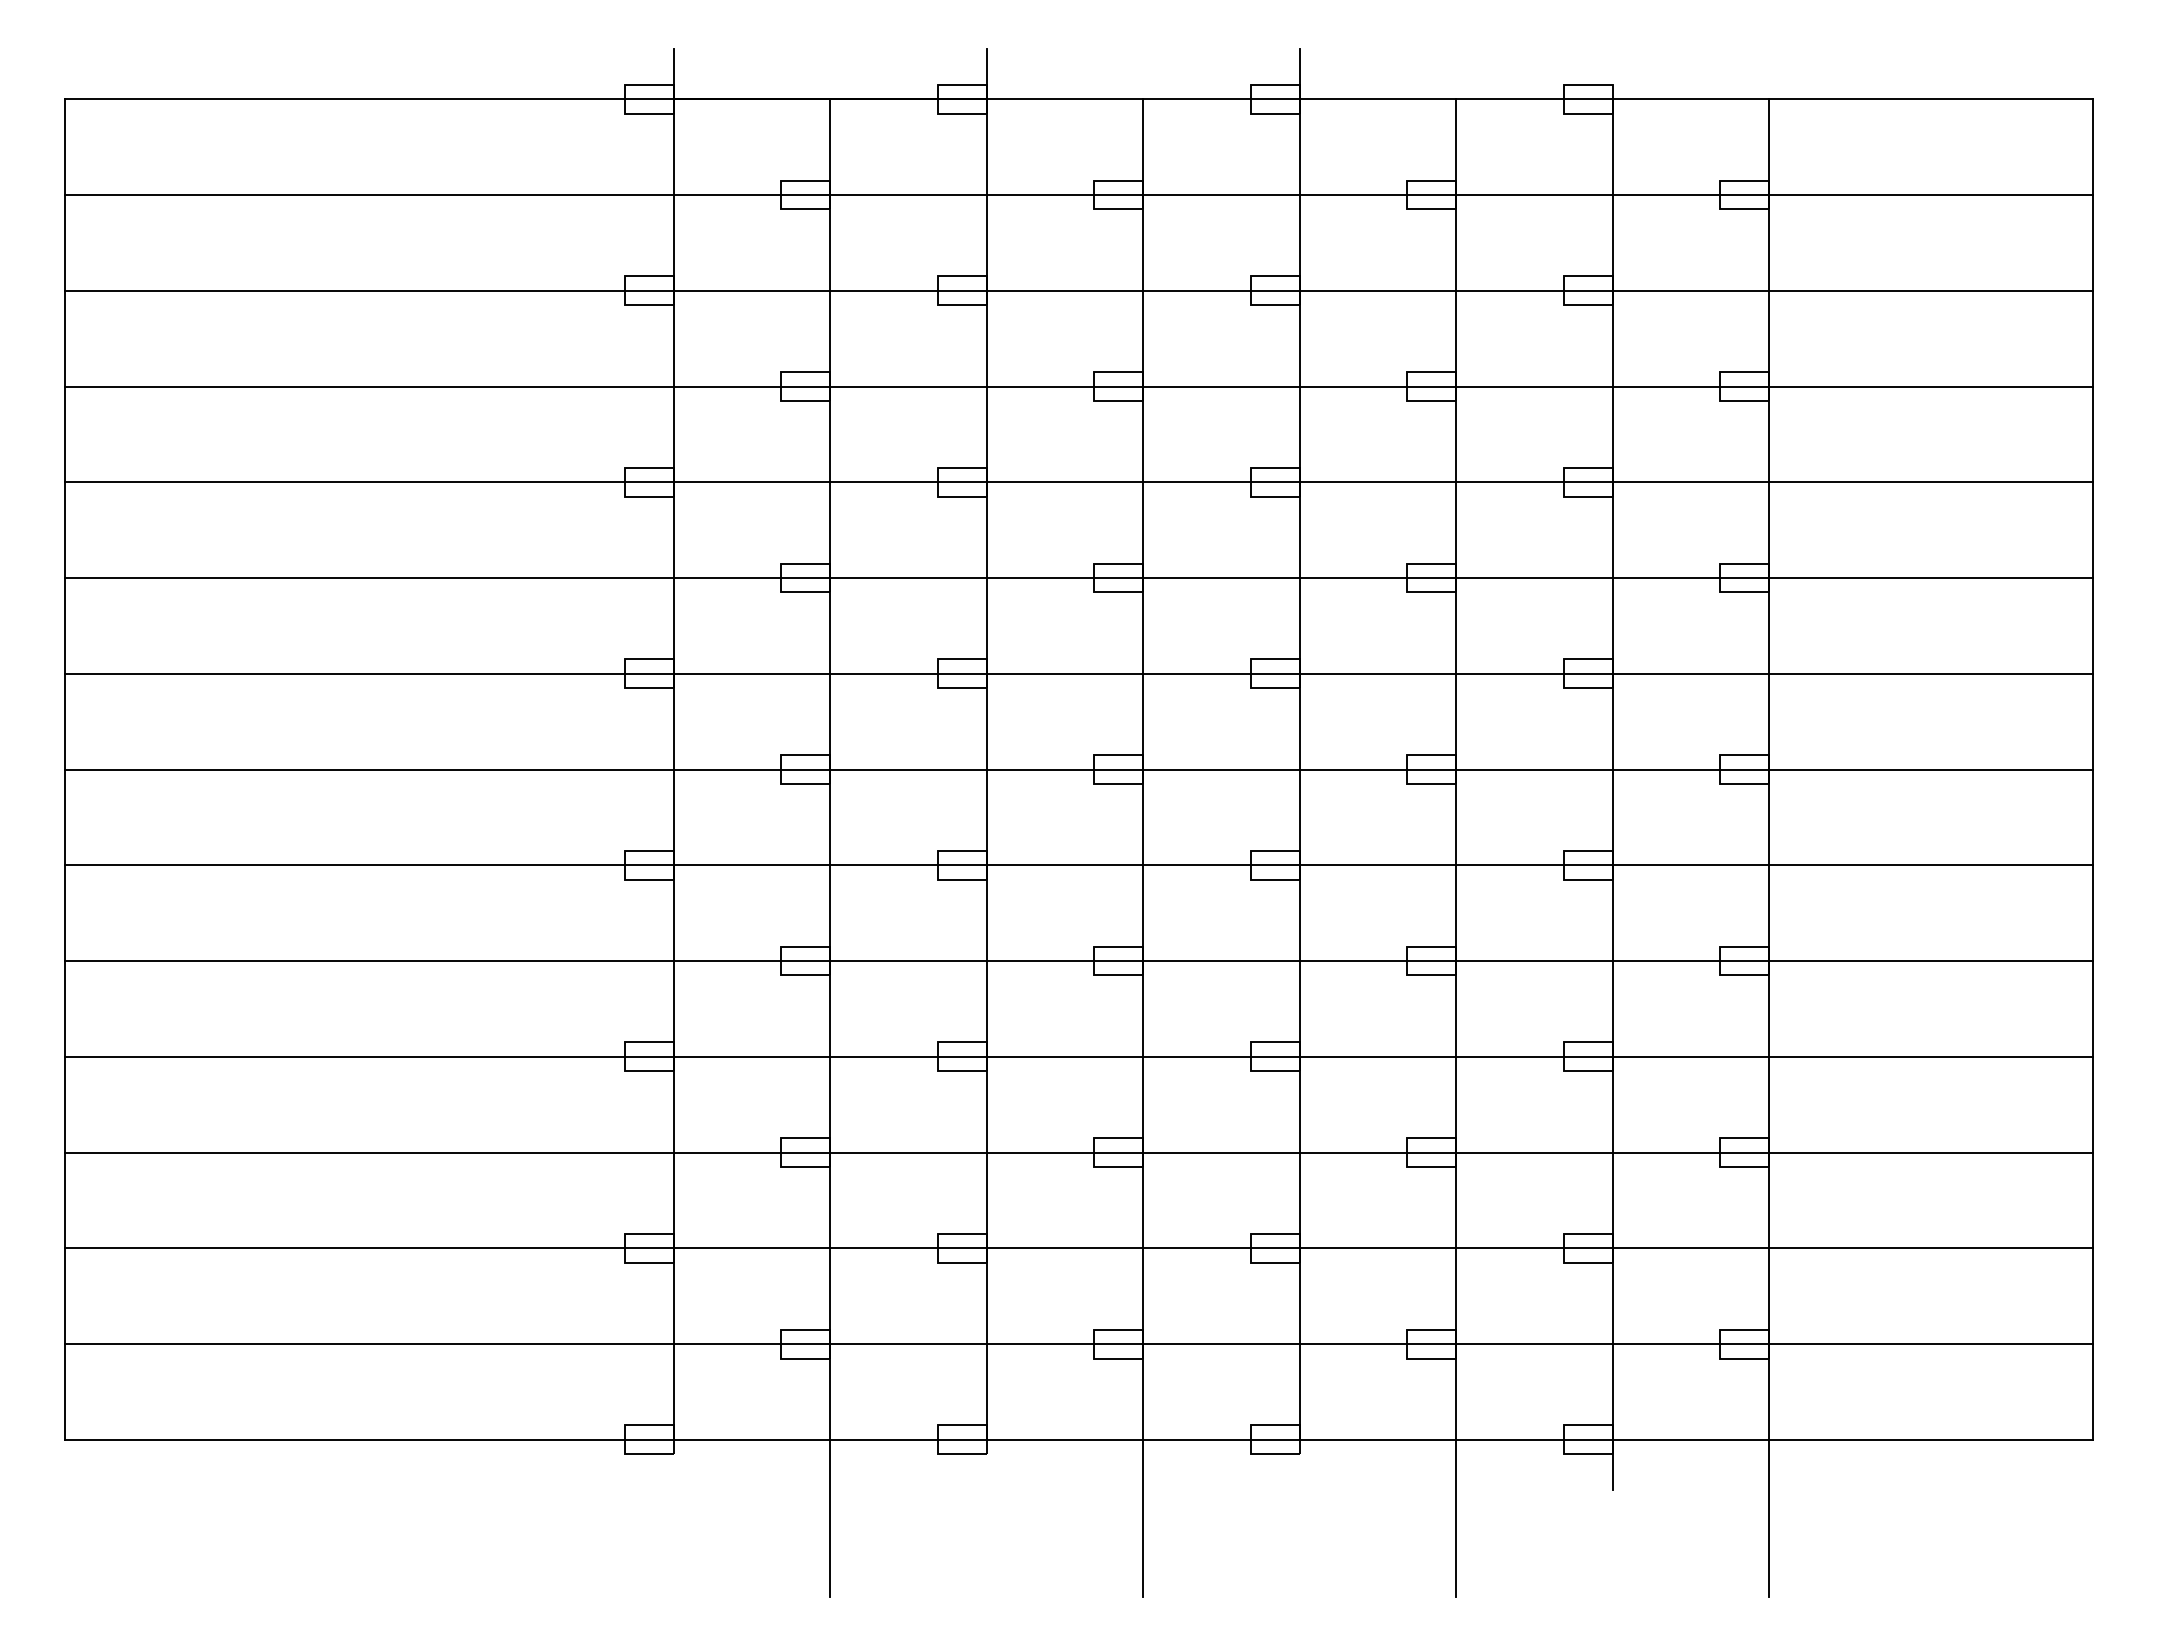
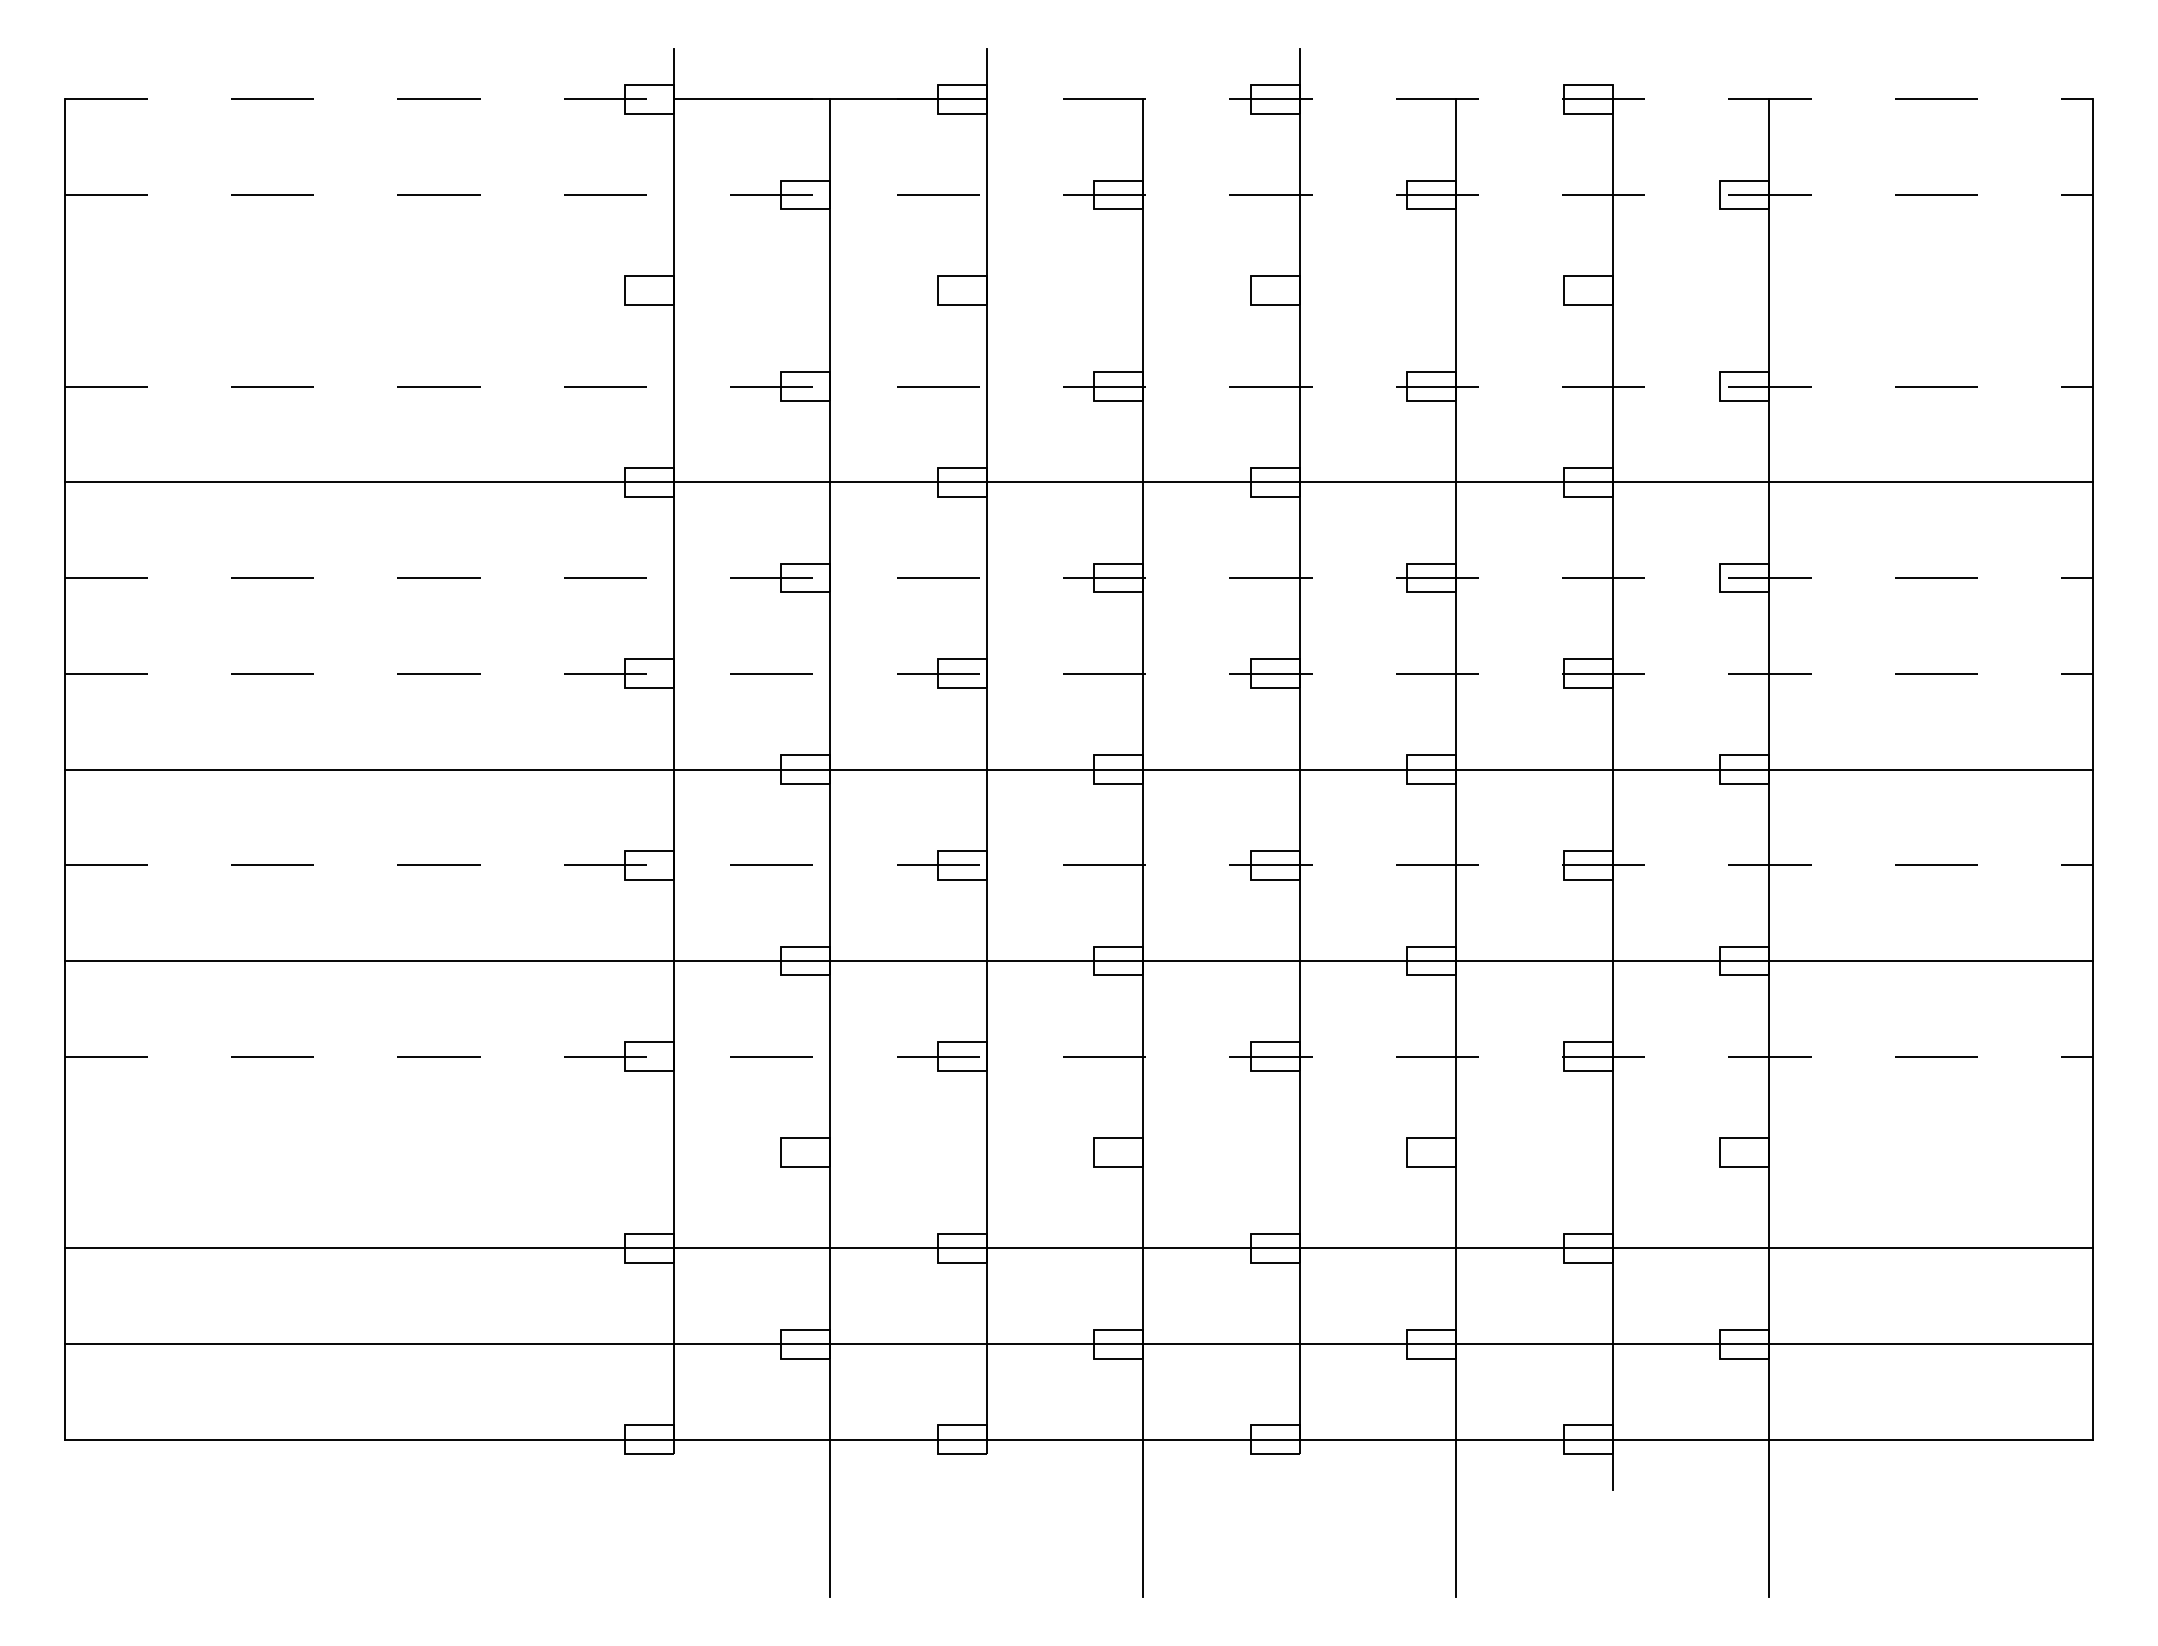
line: solid -> dashed (1079, 99)
line: solid -> dashed (1079, 195)
line: present -> none (1078, 290)
line: solid -> dashed (1079, 386)
line: solid -> dashed (1079, 578)
line: solid -> dashed (1079, 673)
line: solid -> dashed (1079, 865)
line: solid -> dashed (1079, 1056)
line: present -> none (1078, 1152)
